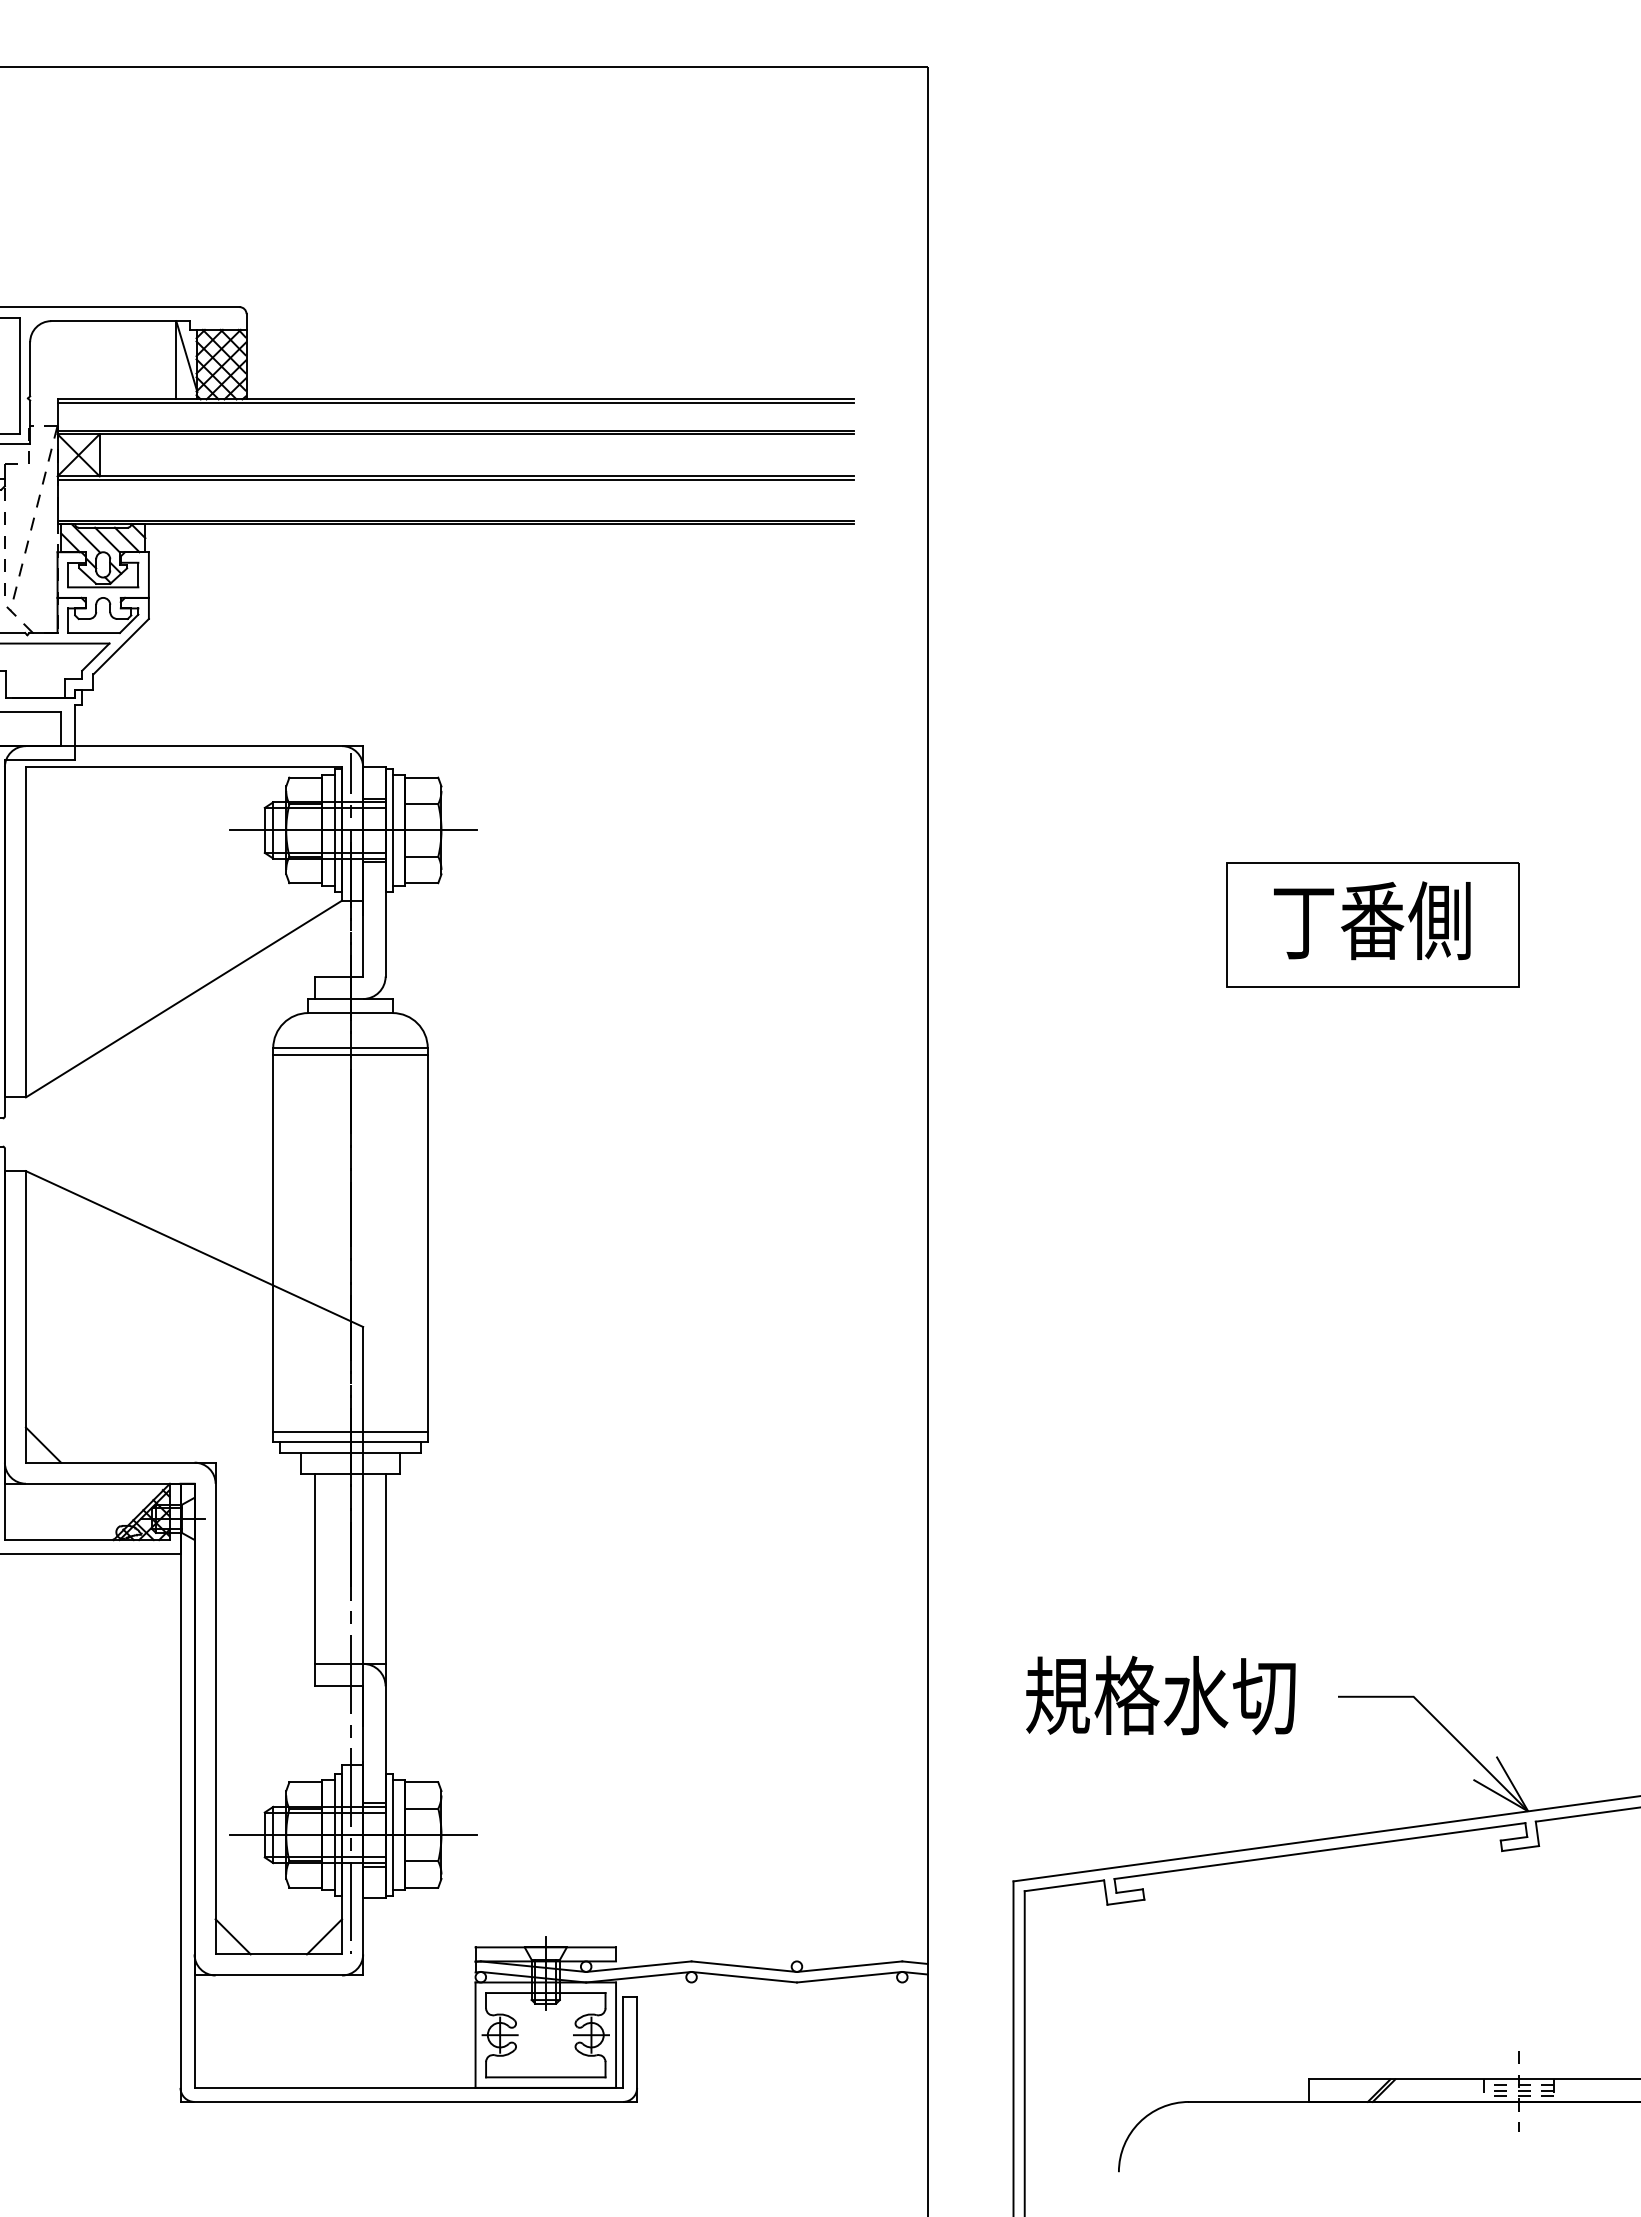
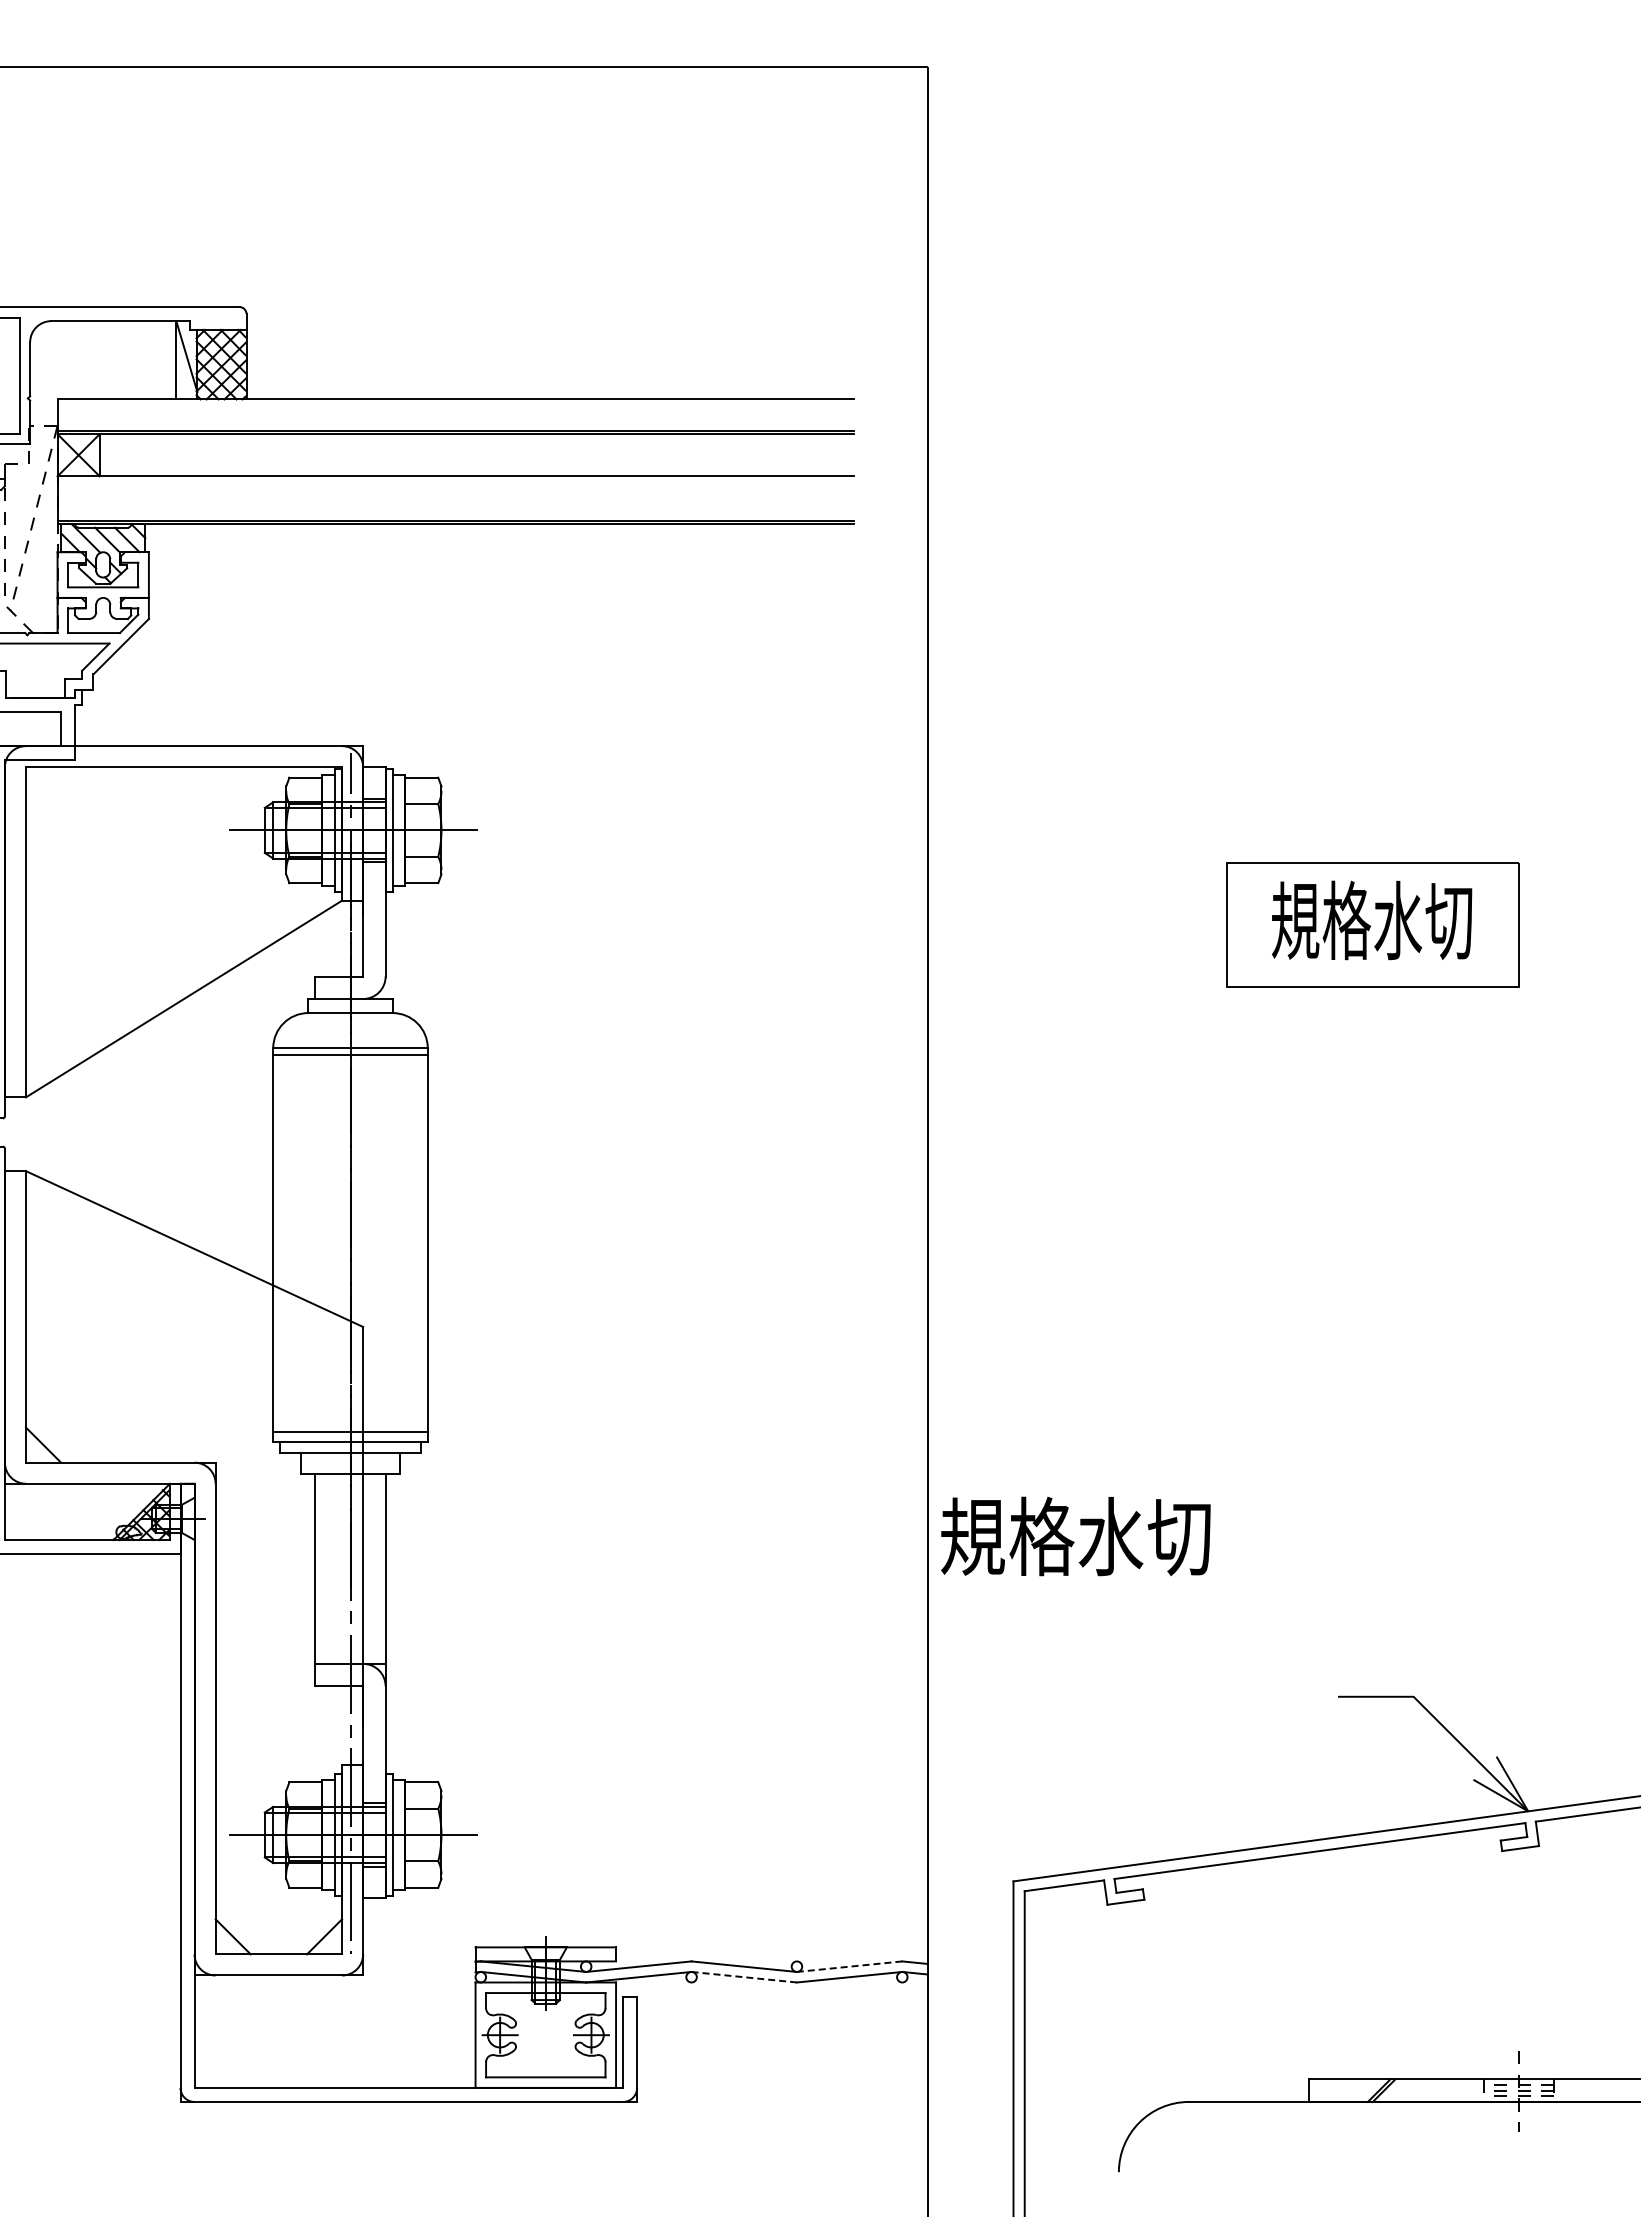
line: present -> none (455, 402)
line: present -> none (455, 479)
text: 丁番側 -> 規格水切 (1372, 920)
text position: (1160, 1695) -> (1075, 1536) (1075, 1536)
line: solid -> dashed (849, 1966)
line: solid -> dashed (744, 1977)
